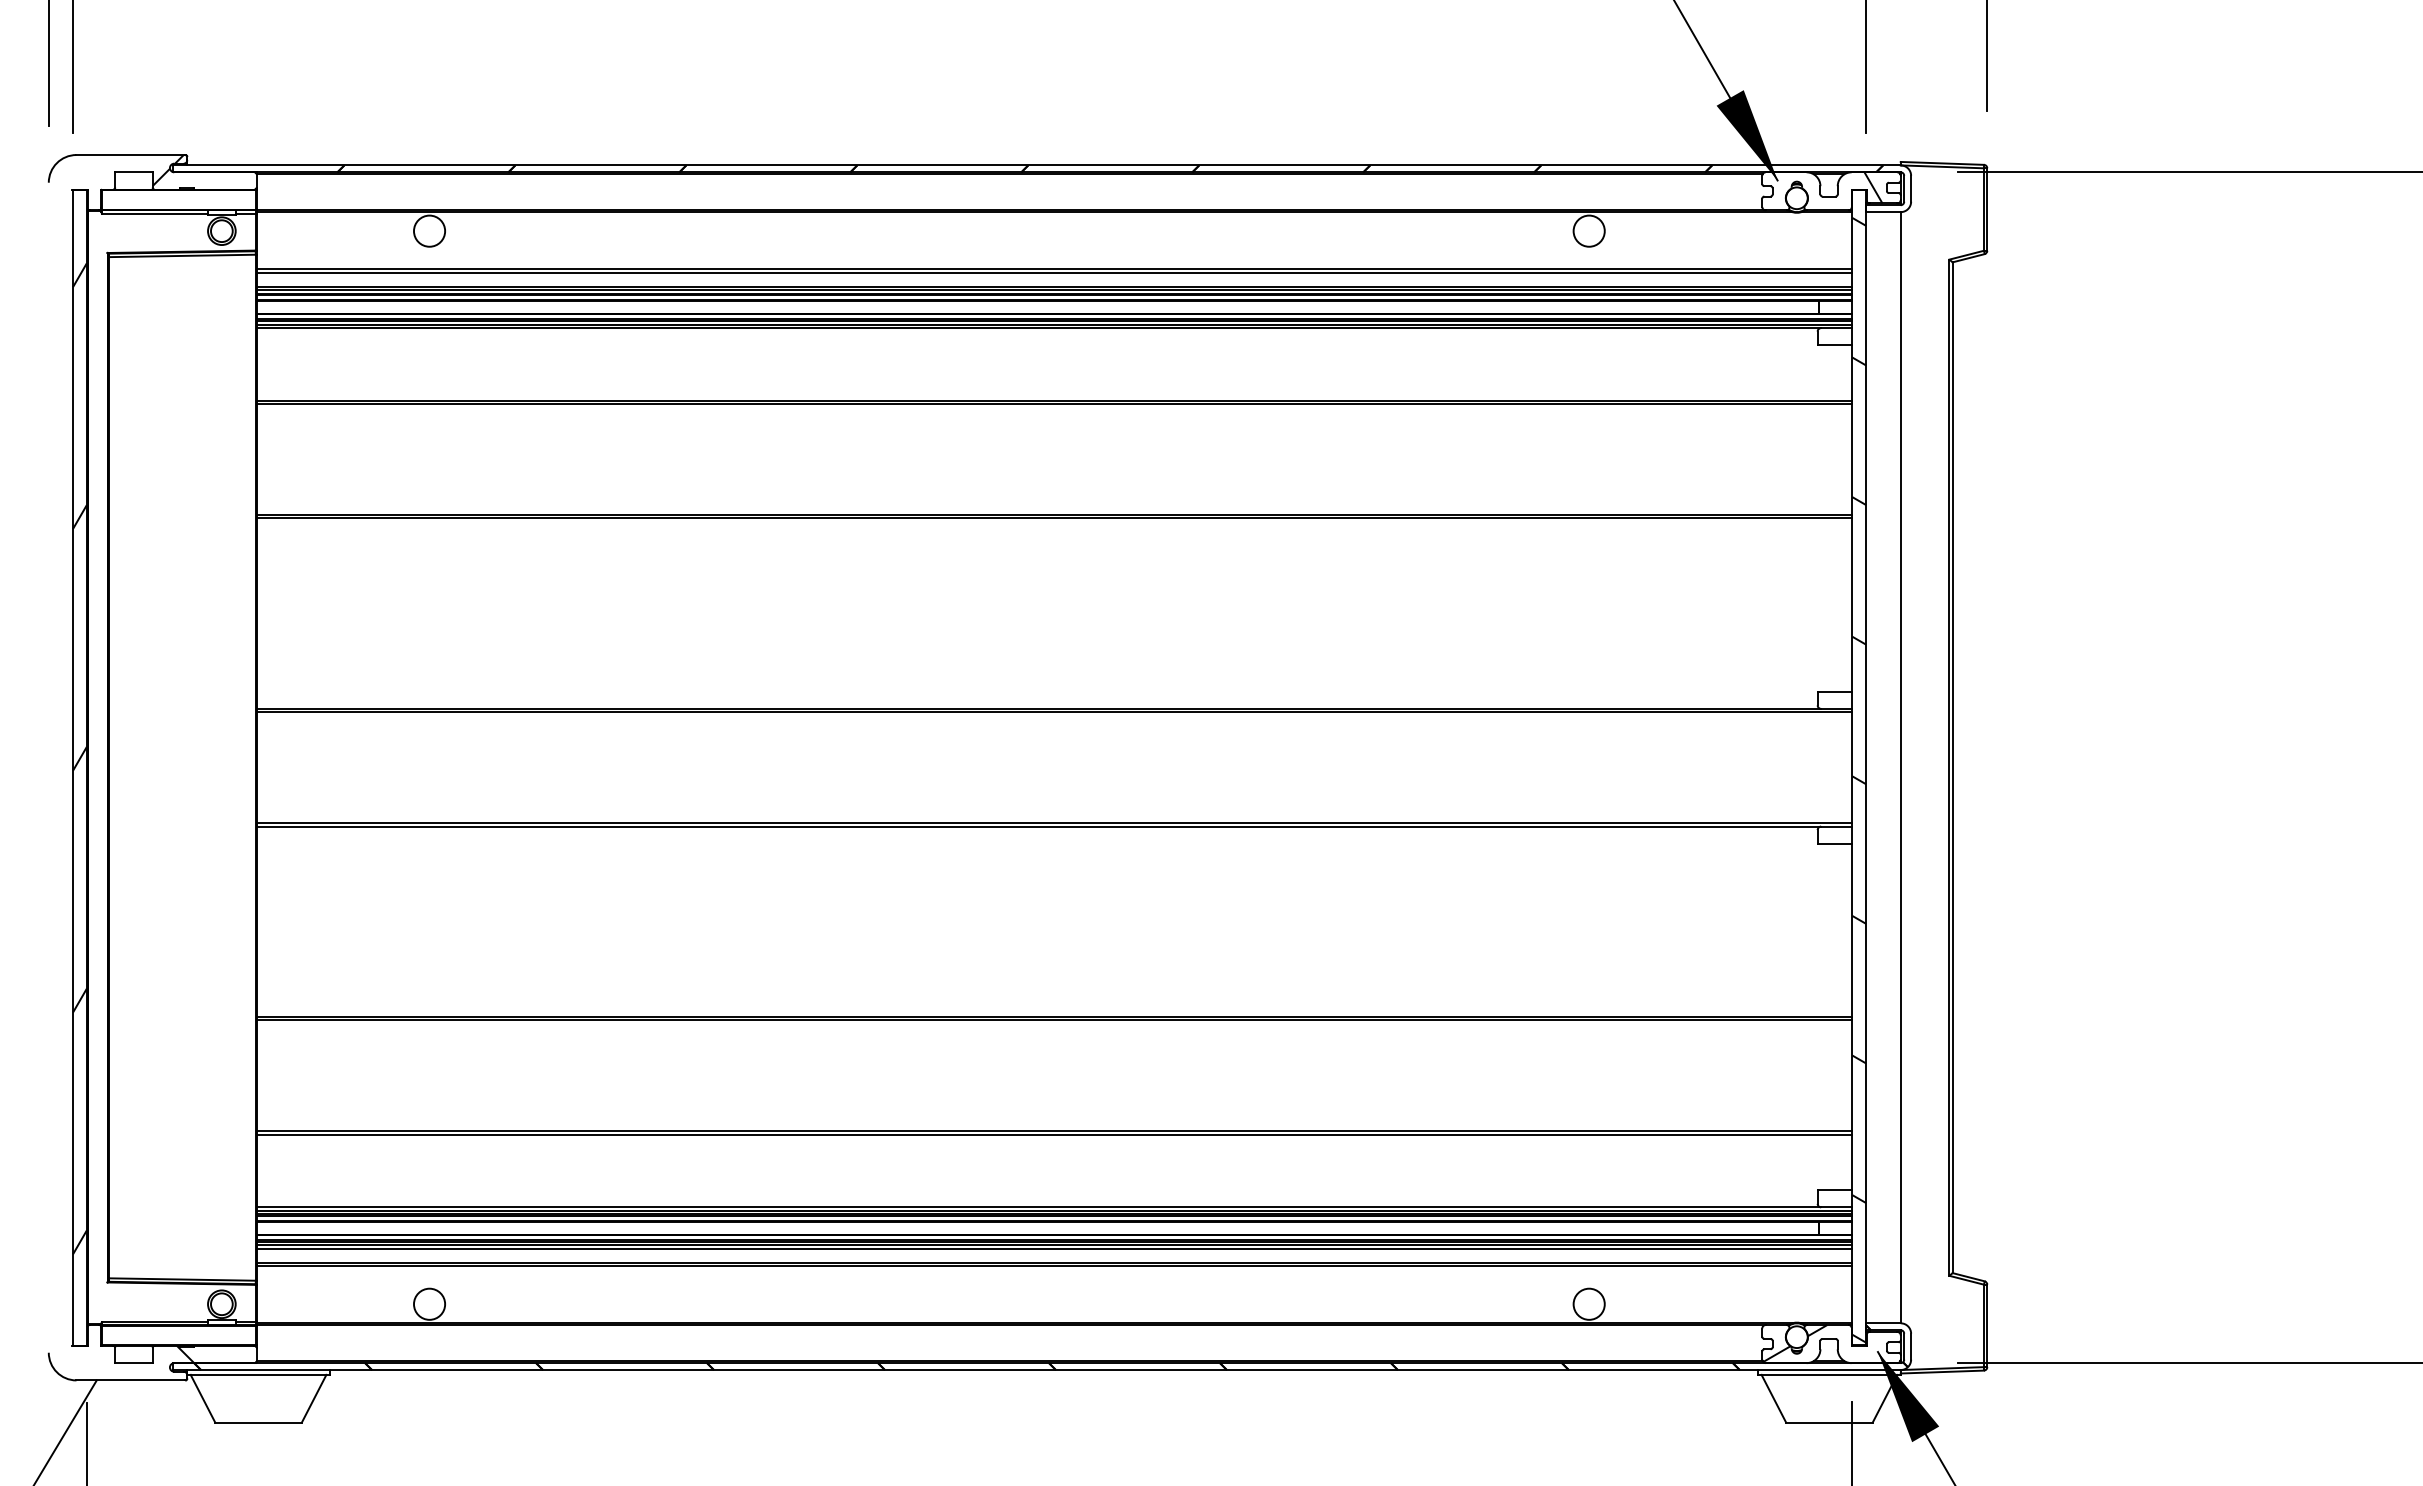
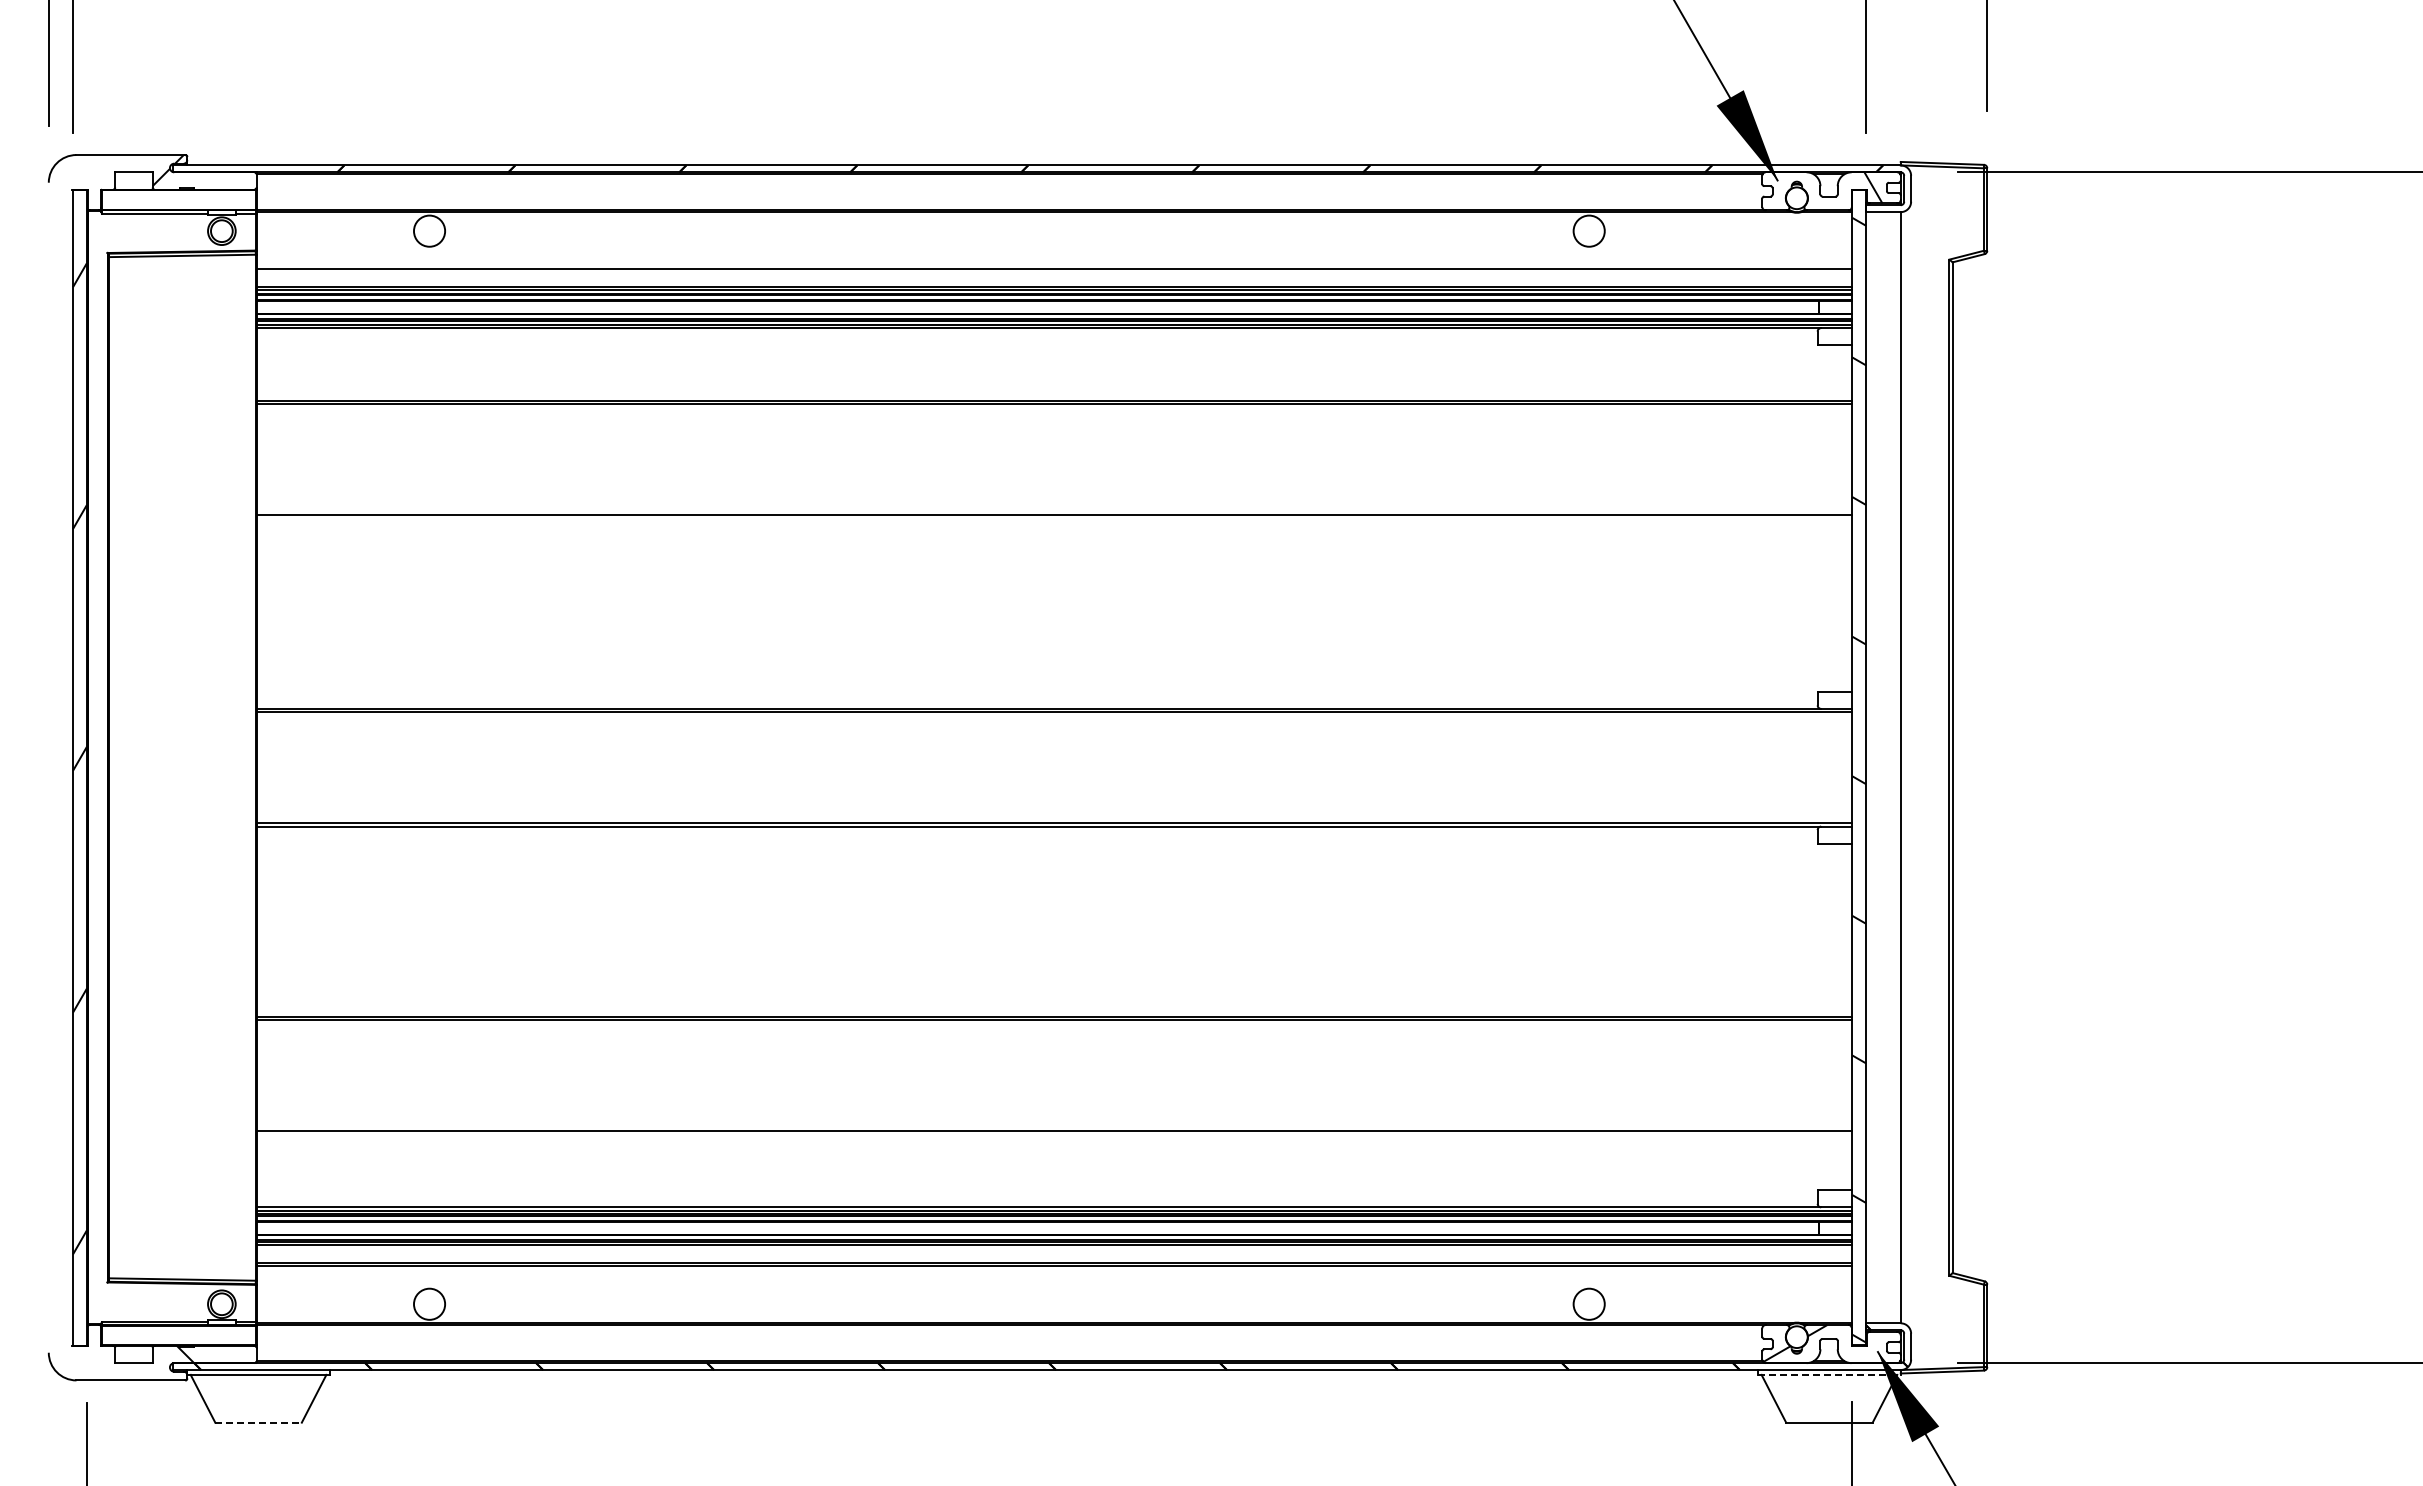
line: present -> none (1054, 272)
line: present -> none (1054, 518)
line: present -> none (1054, 1134)
line: present -> none (1054, 1248)
line: solid -> dashed (1829, 1374)
line: solid -> dashed (259, 1422)
line: present -> none (65, 1431)
